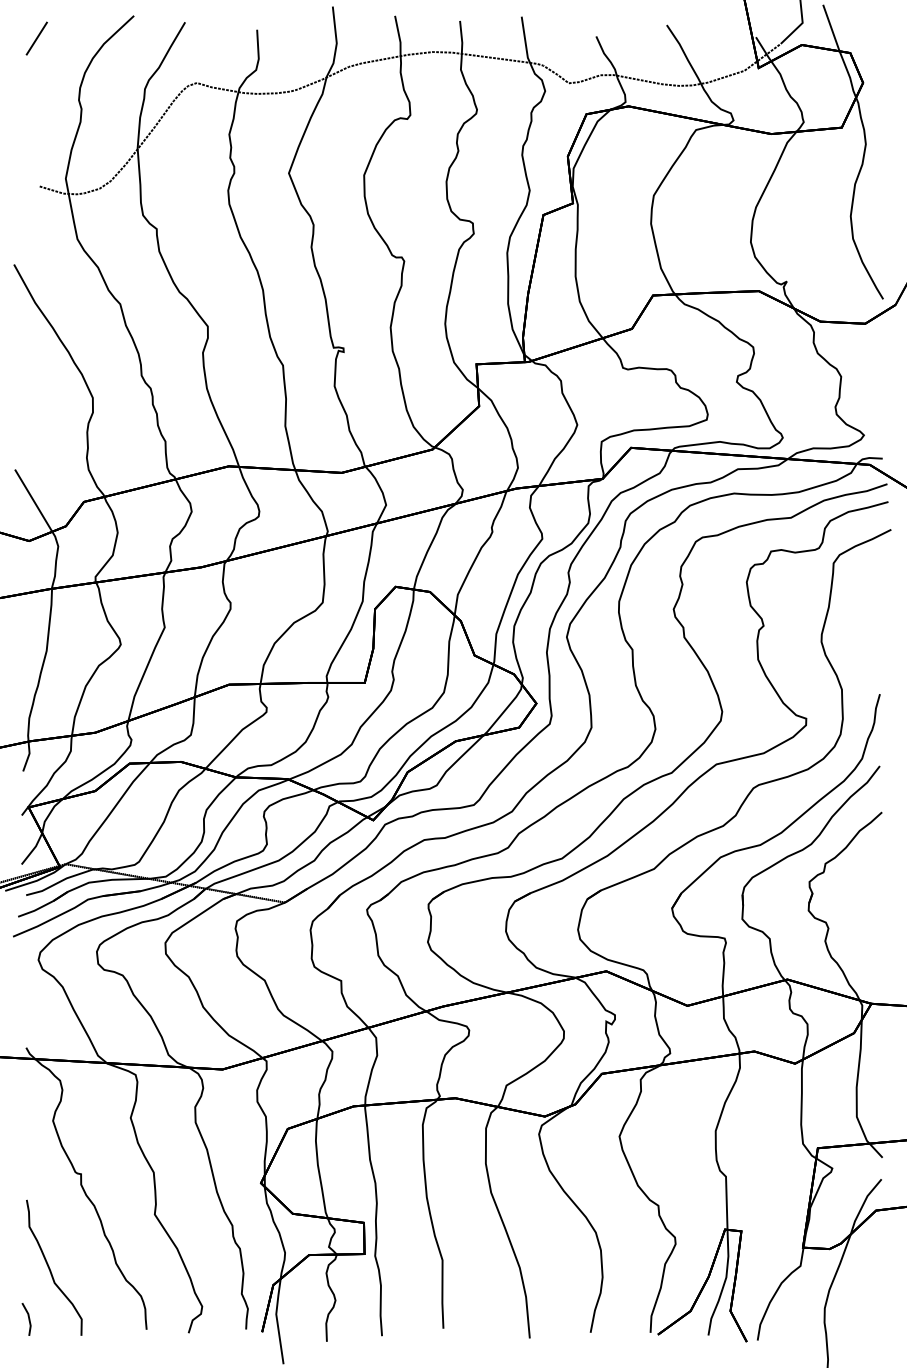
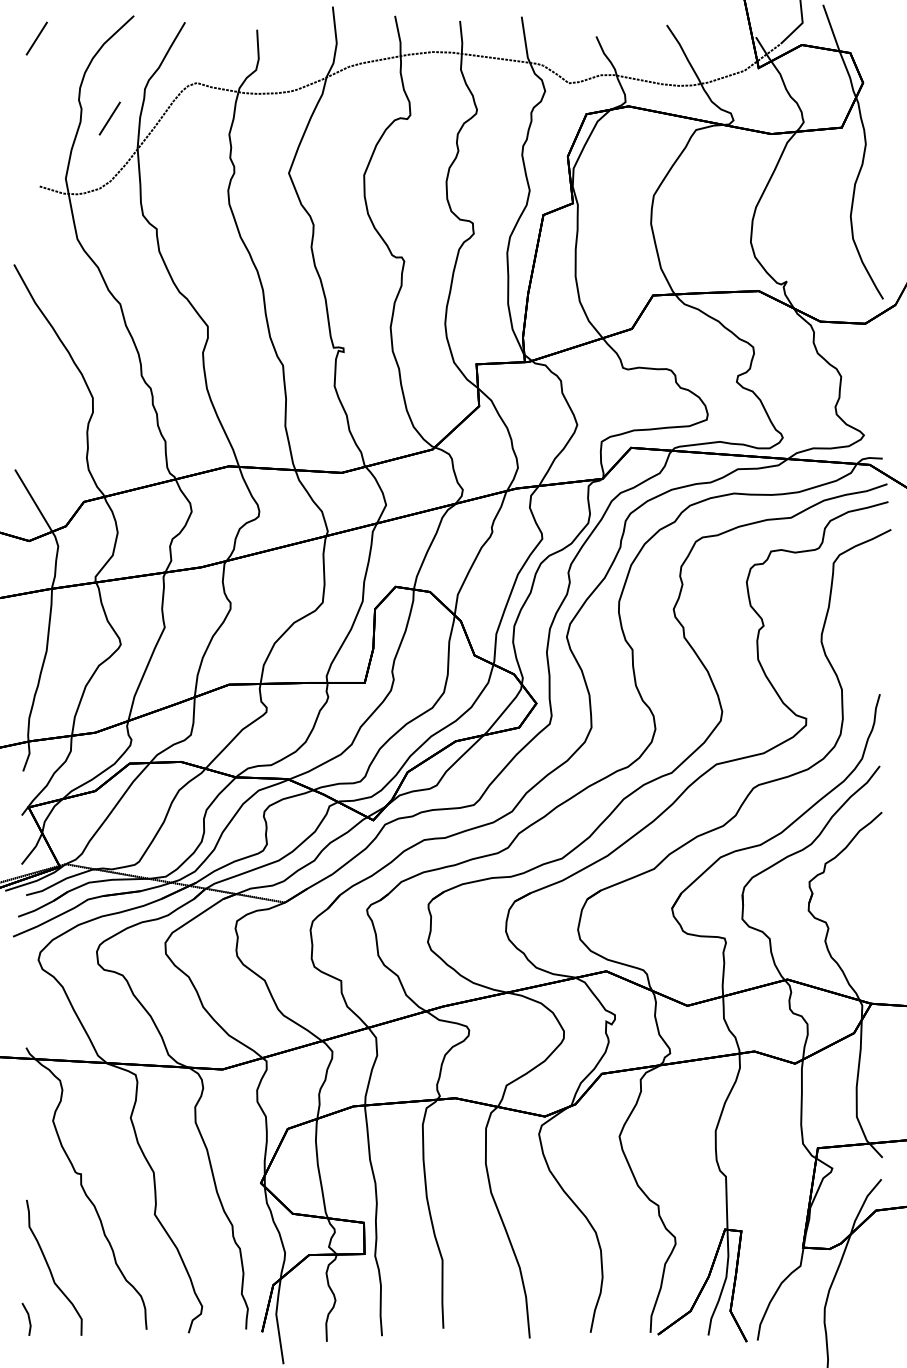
line: none -> present (109, 118)
